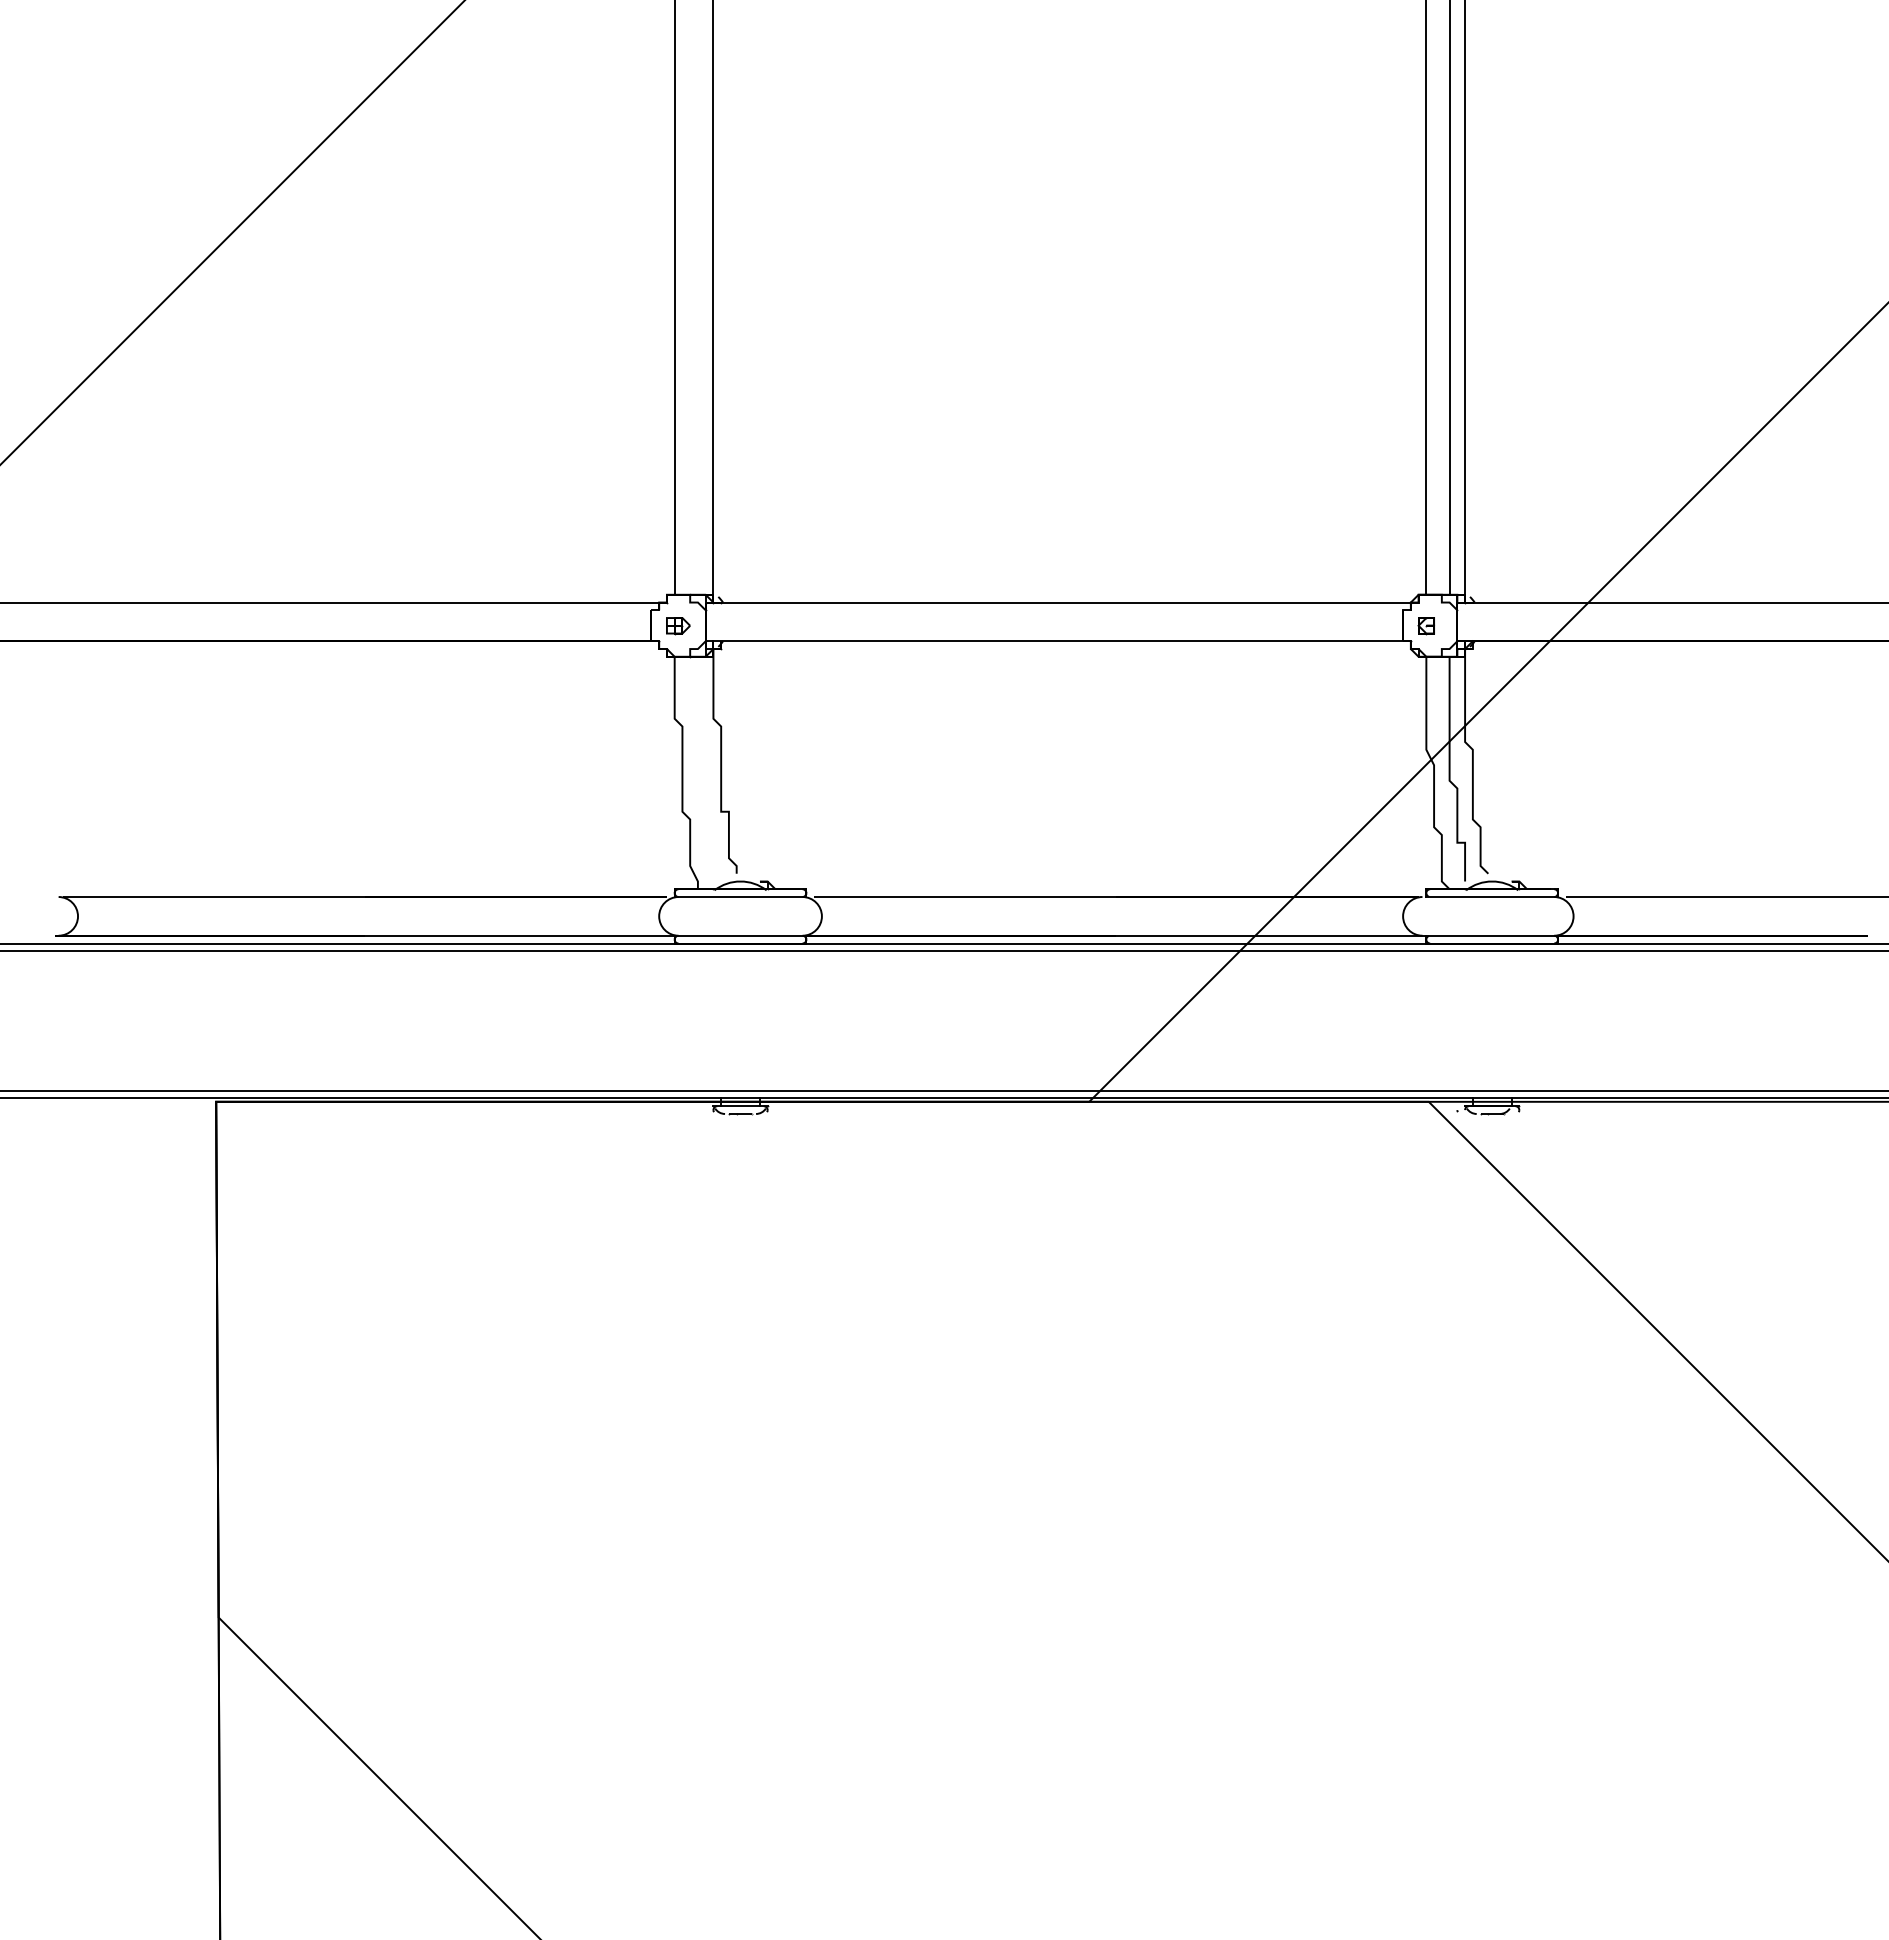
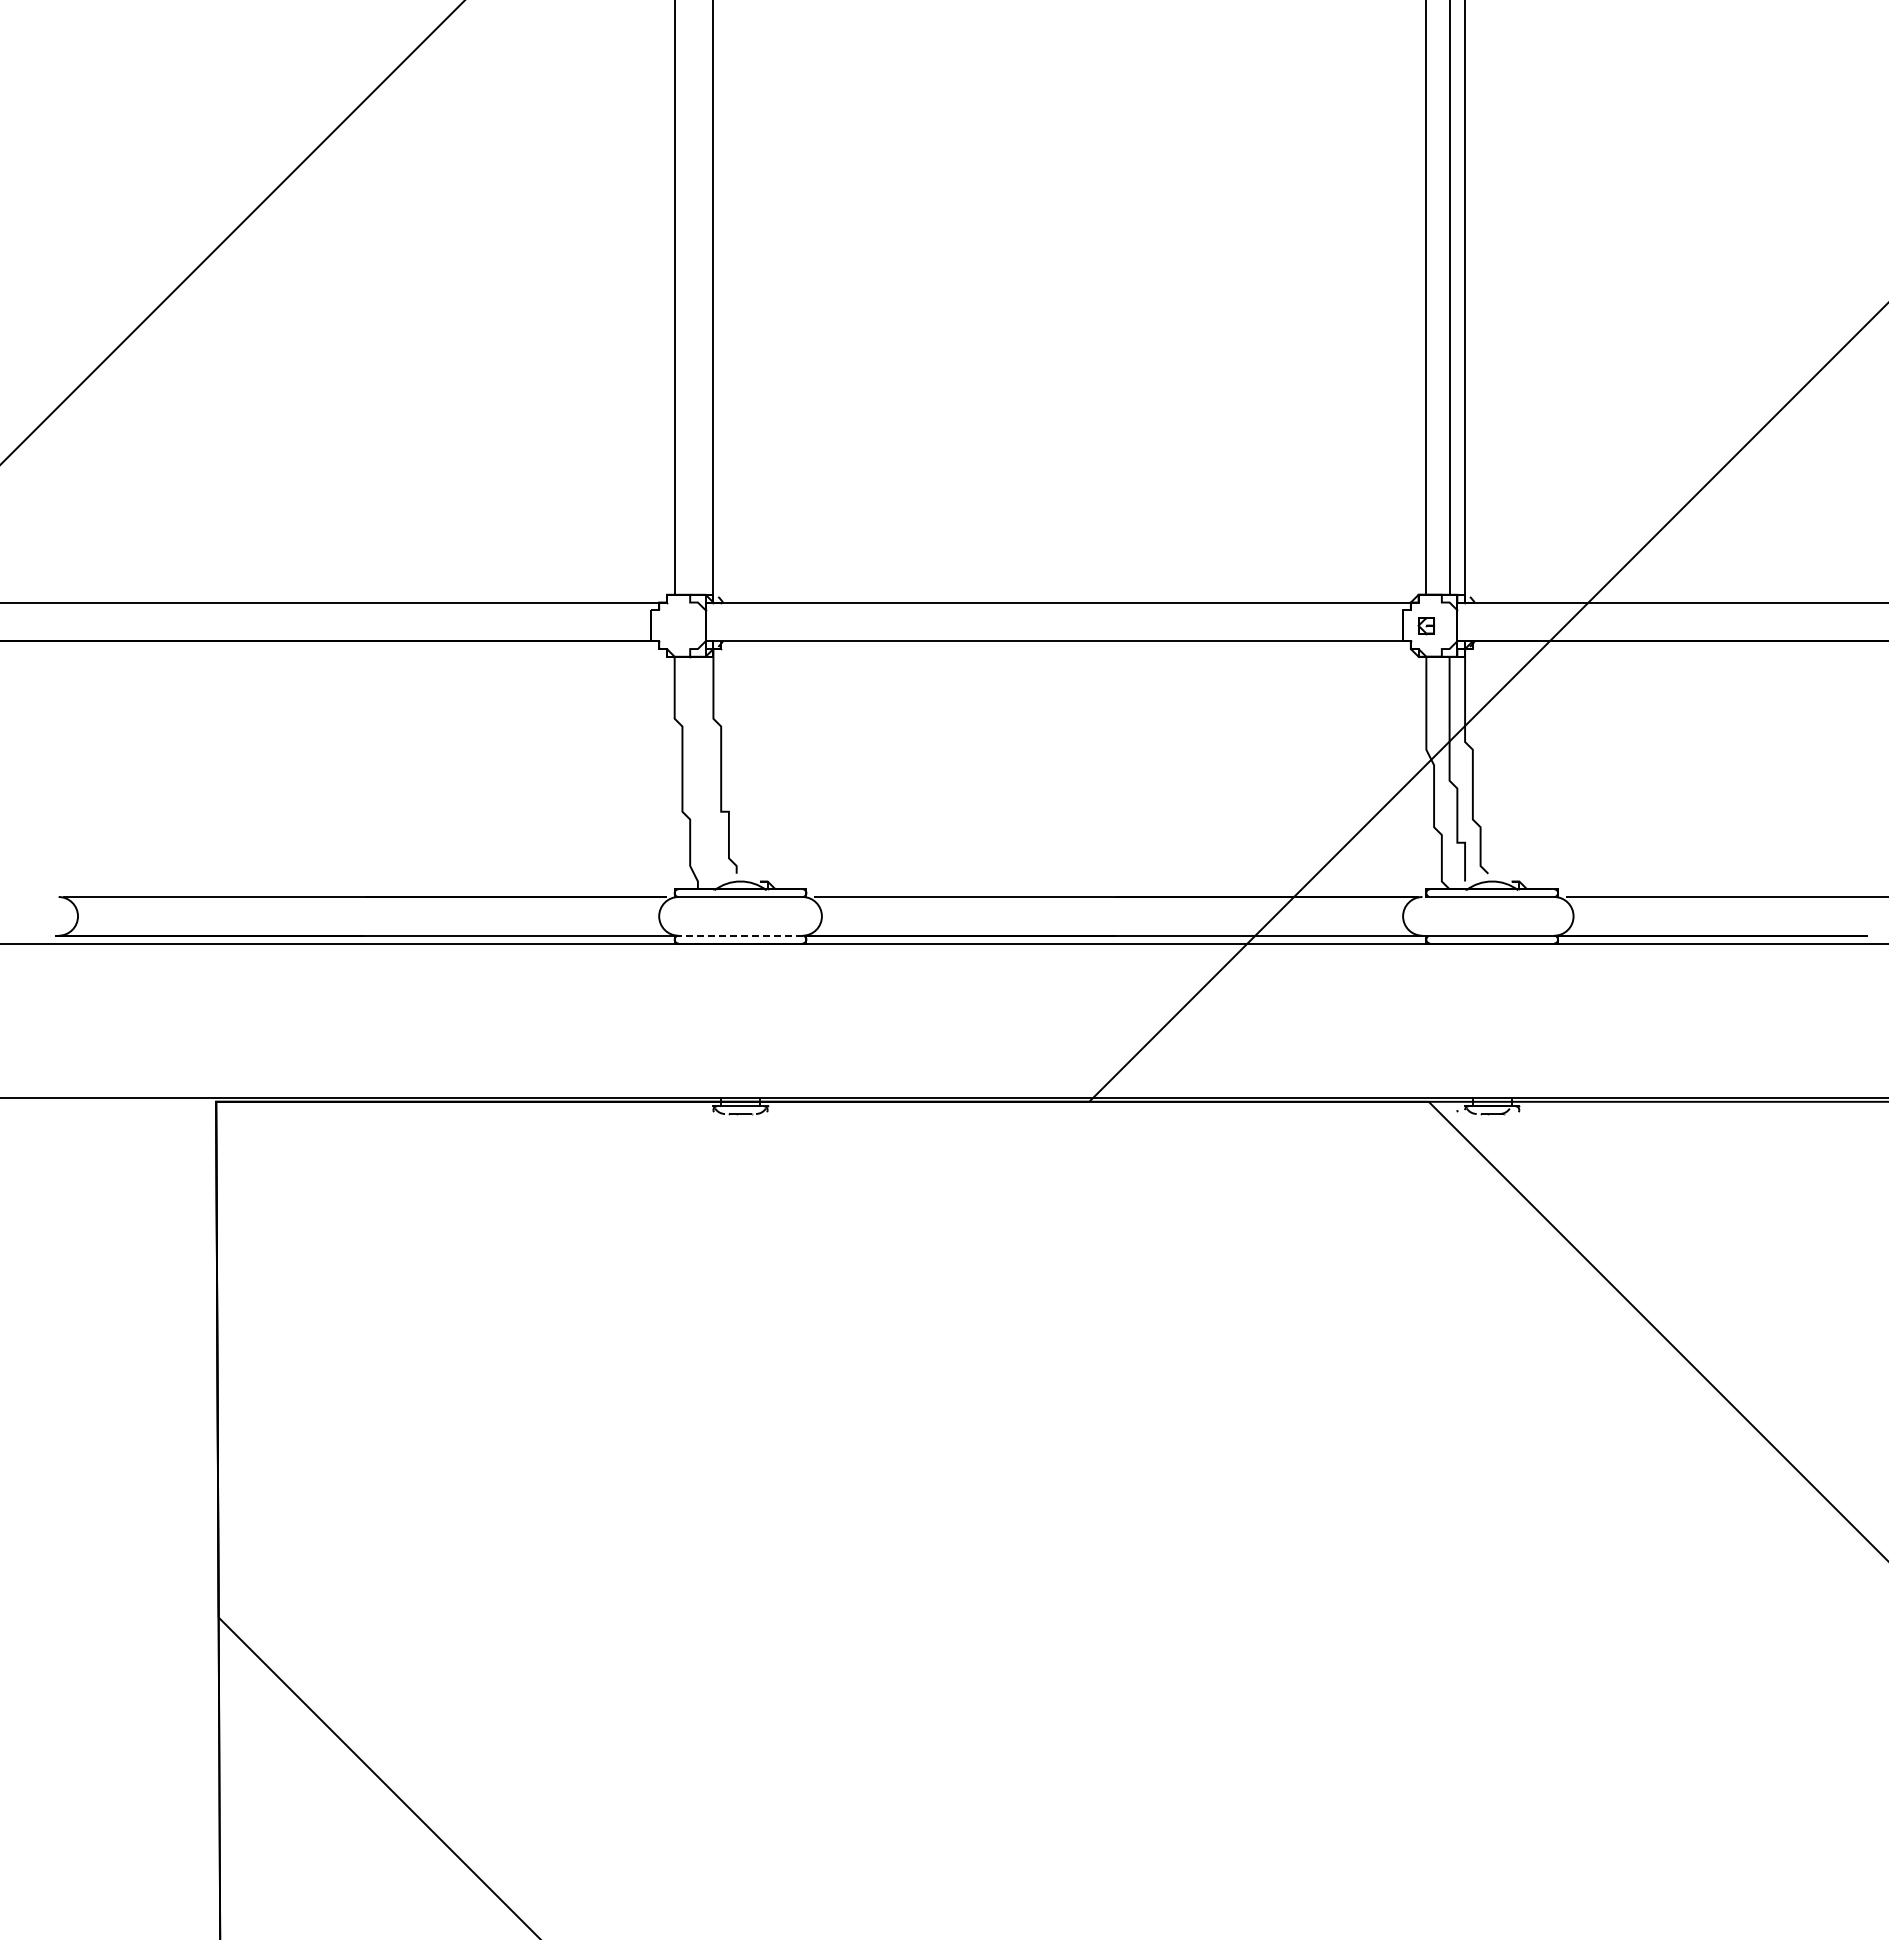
part: present -> none (678, 626)
line: solid -> dashed (740, 935)
line: present -> none (943, 951)
line: present -> none (943, 1090)
